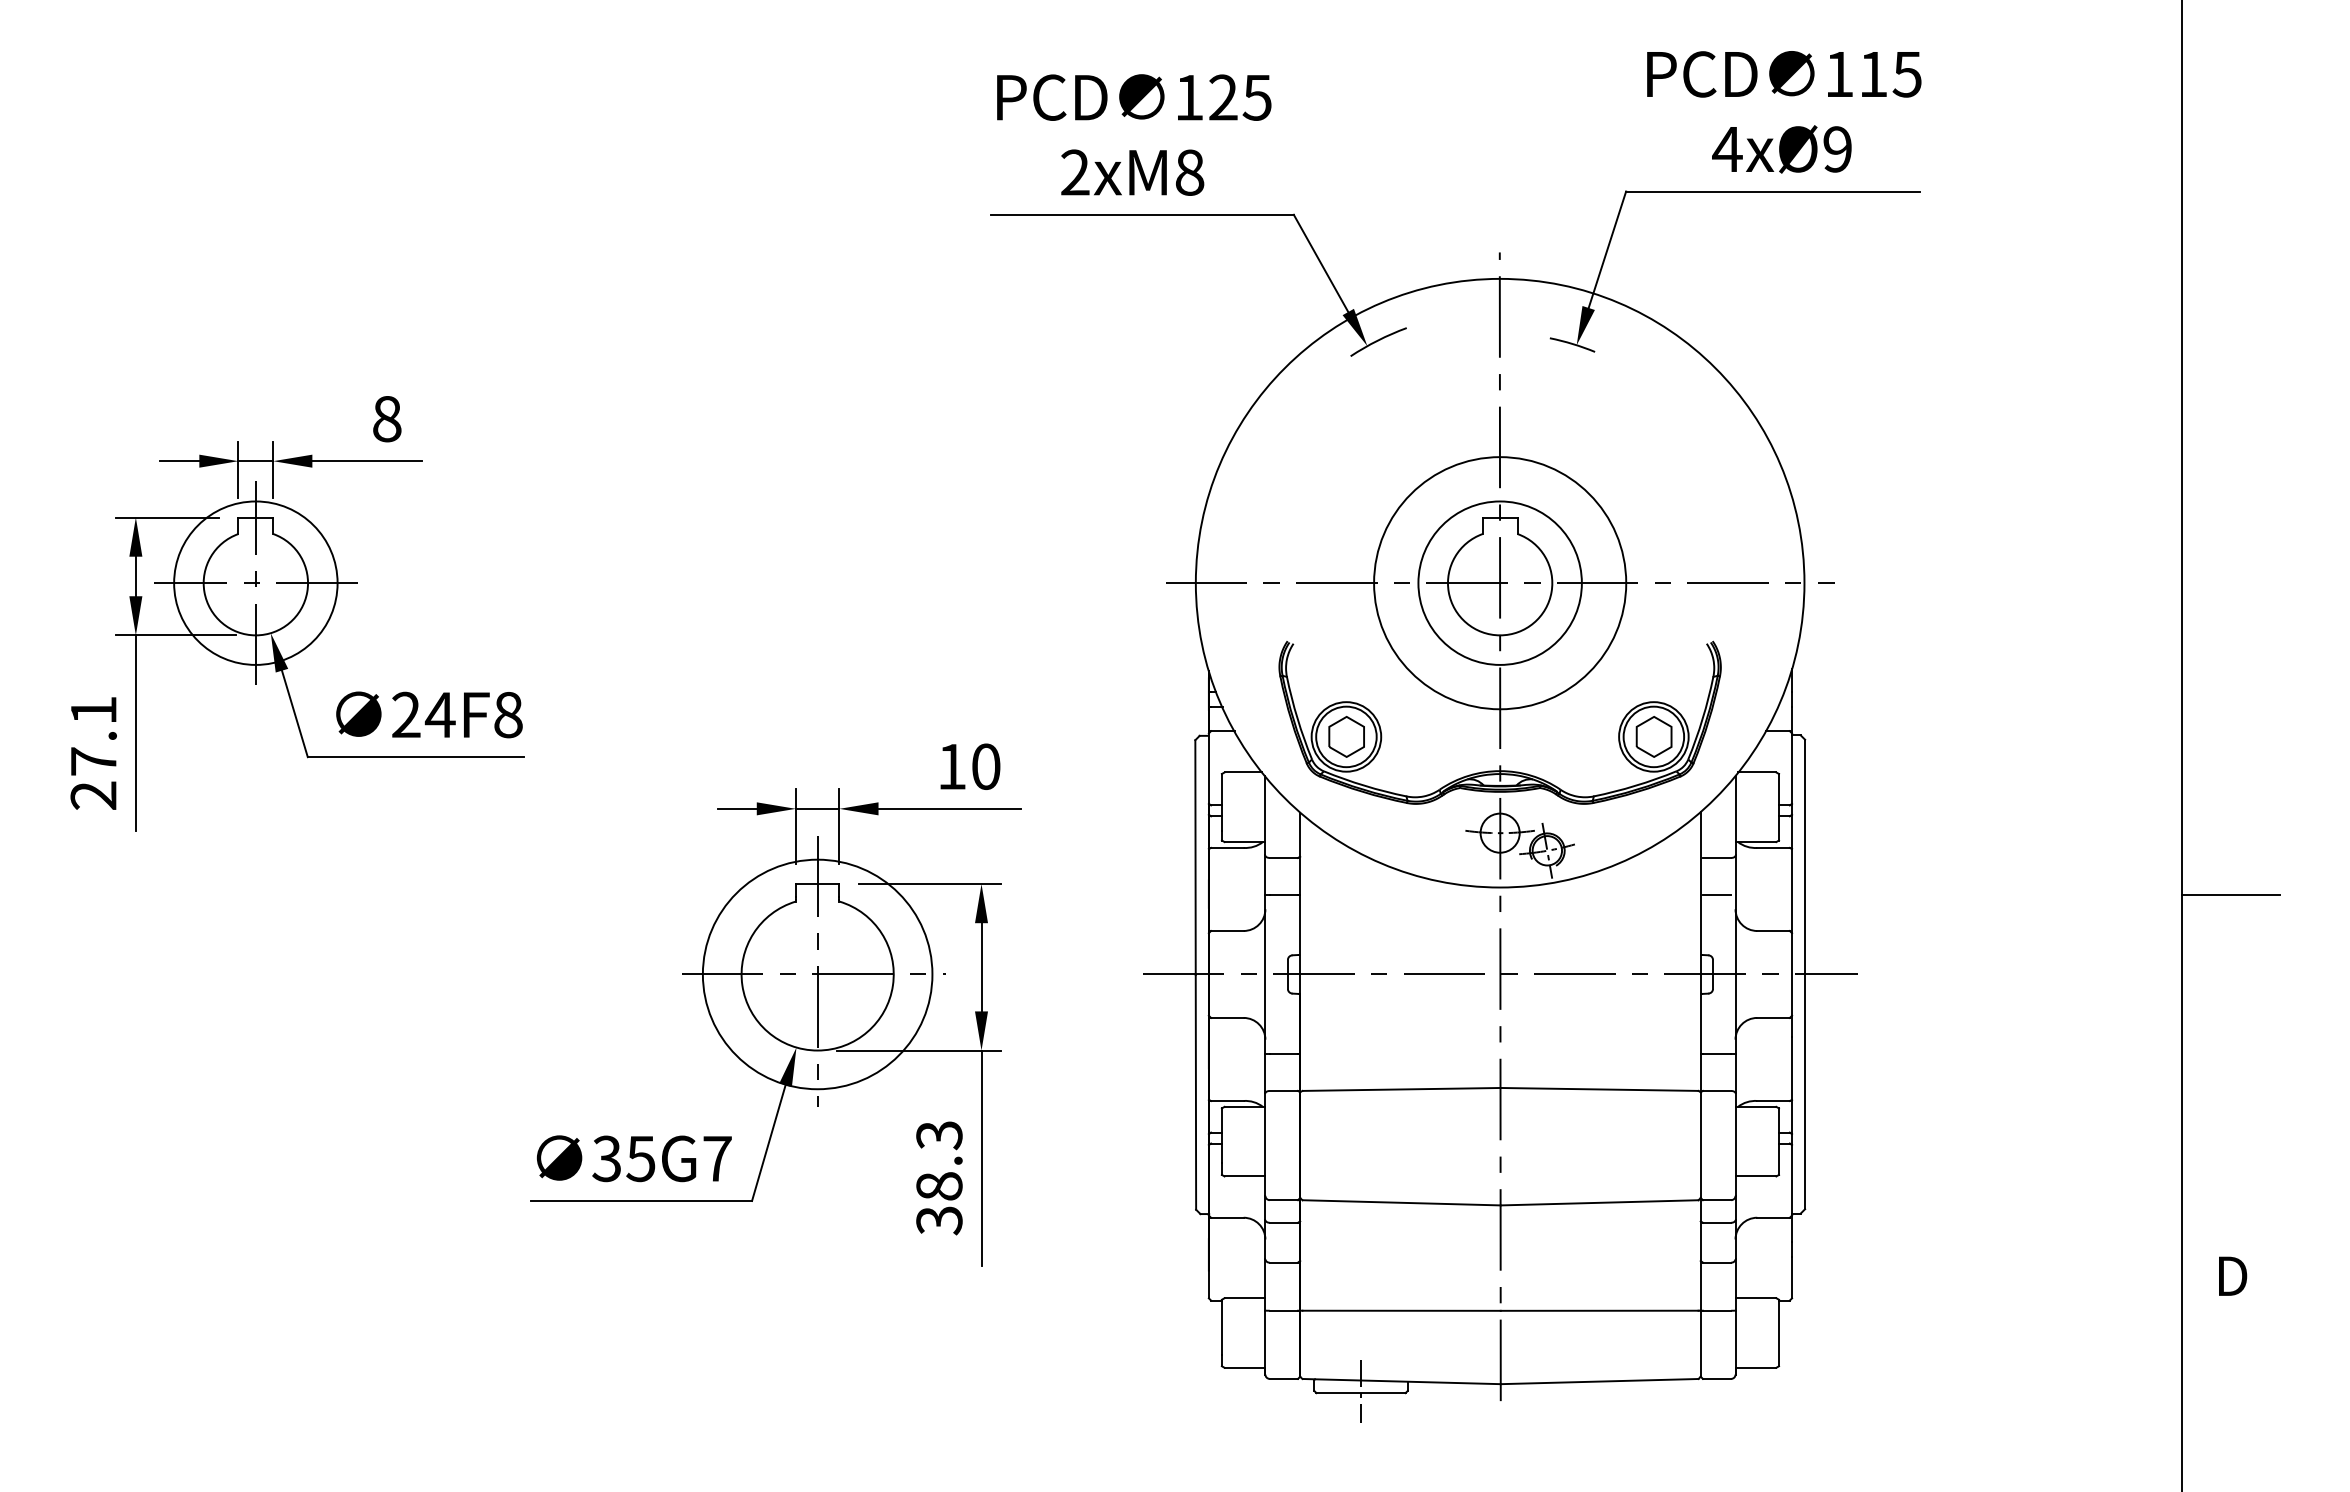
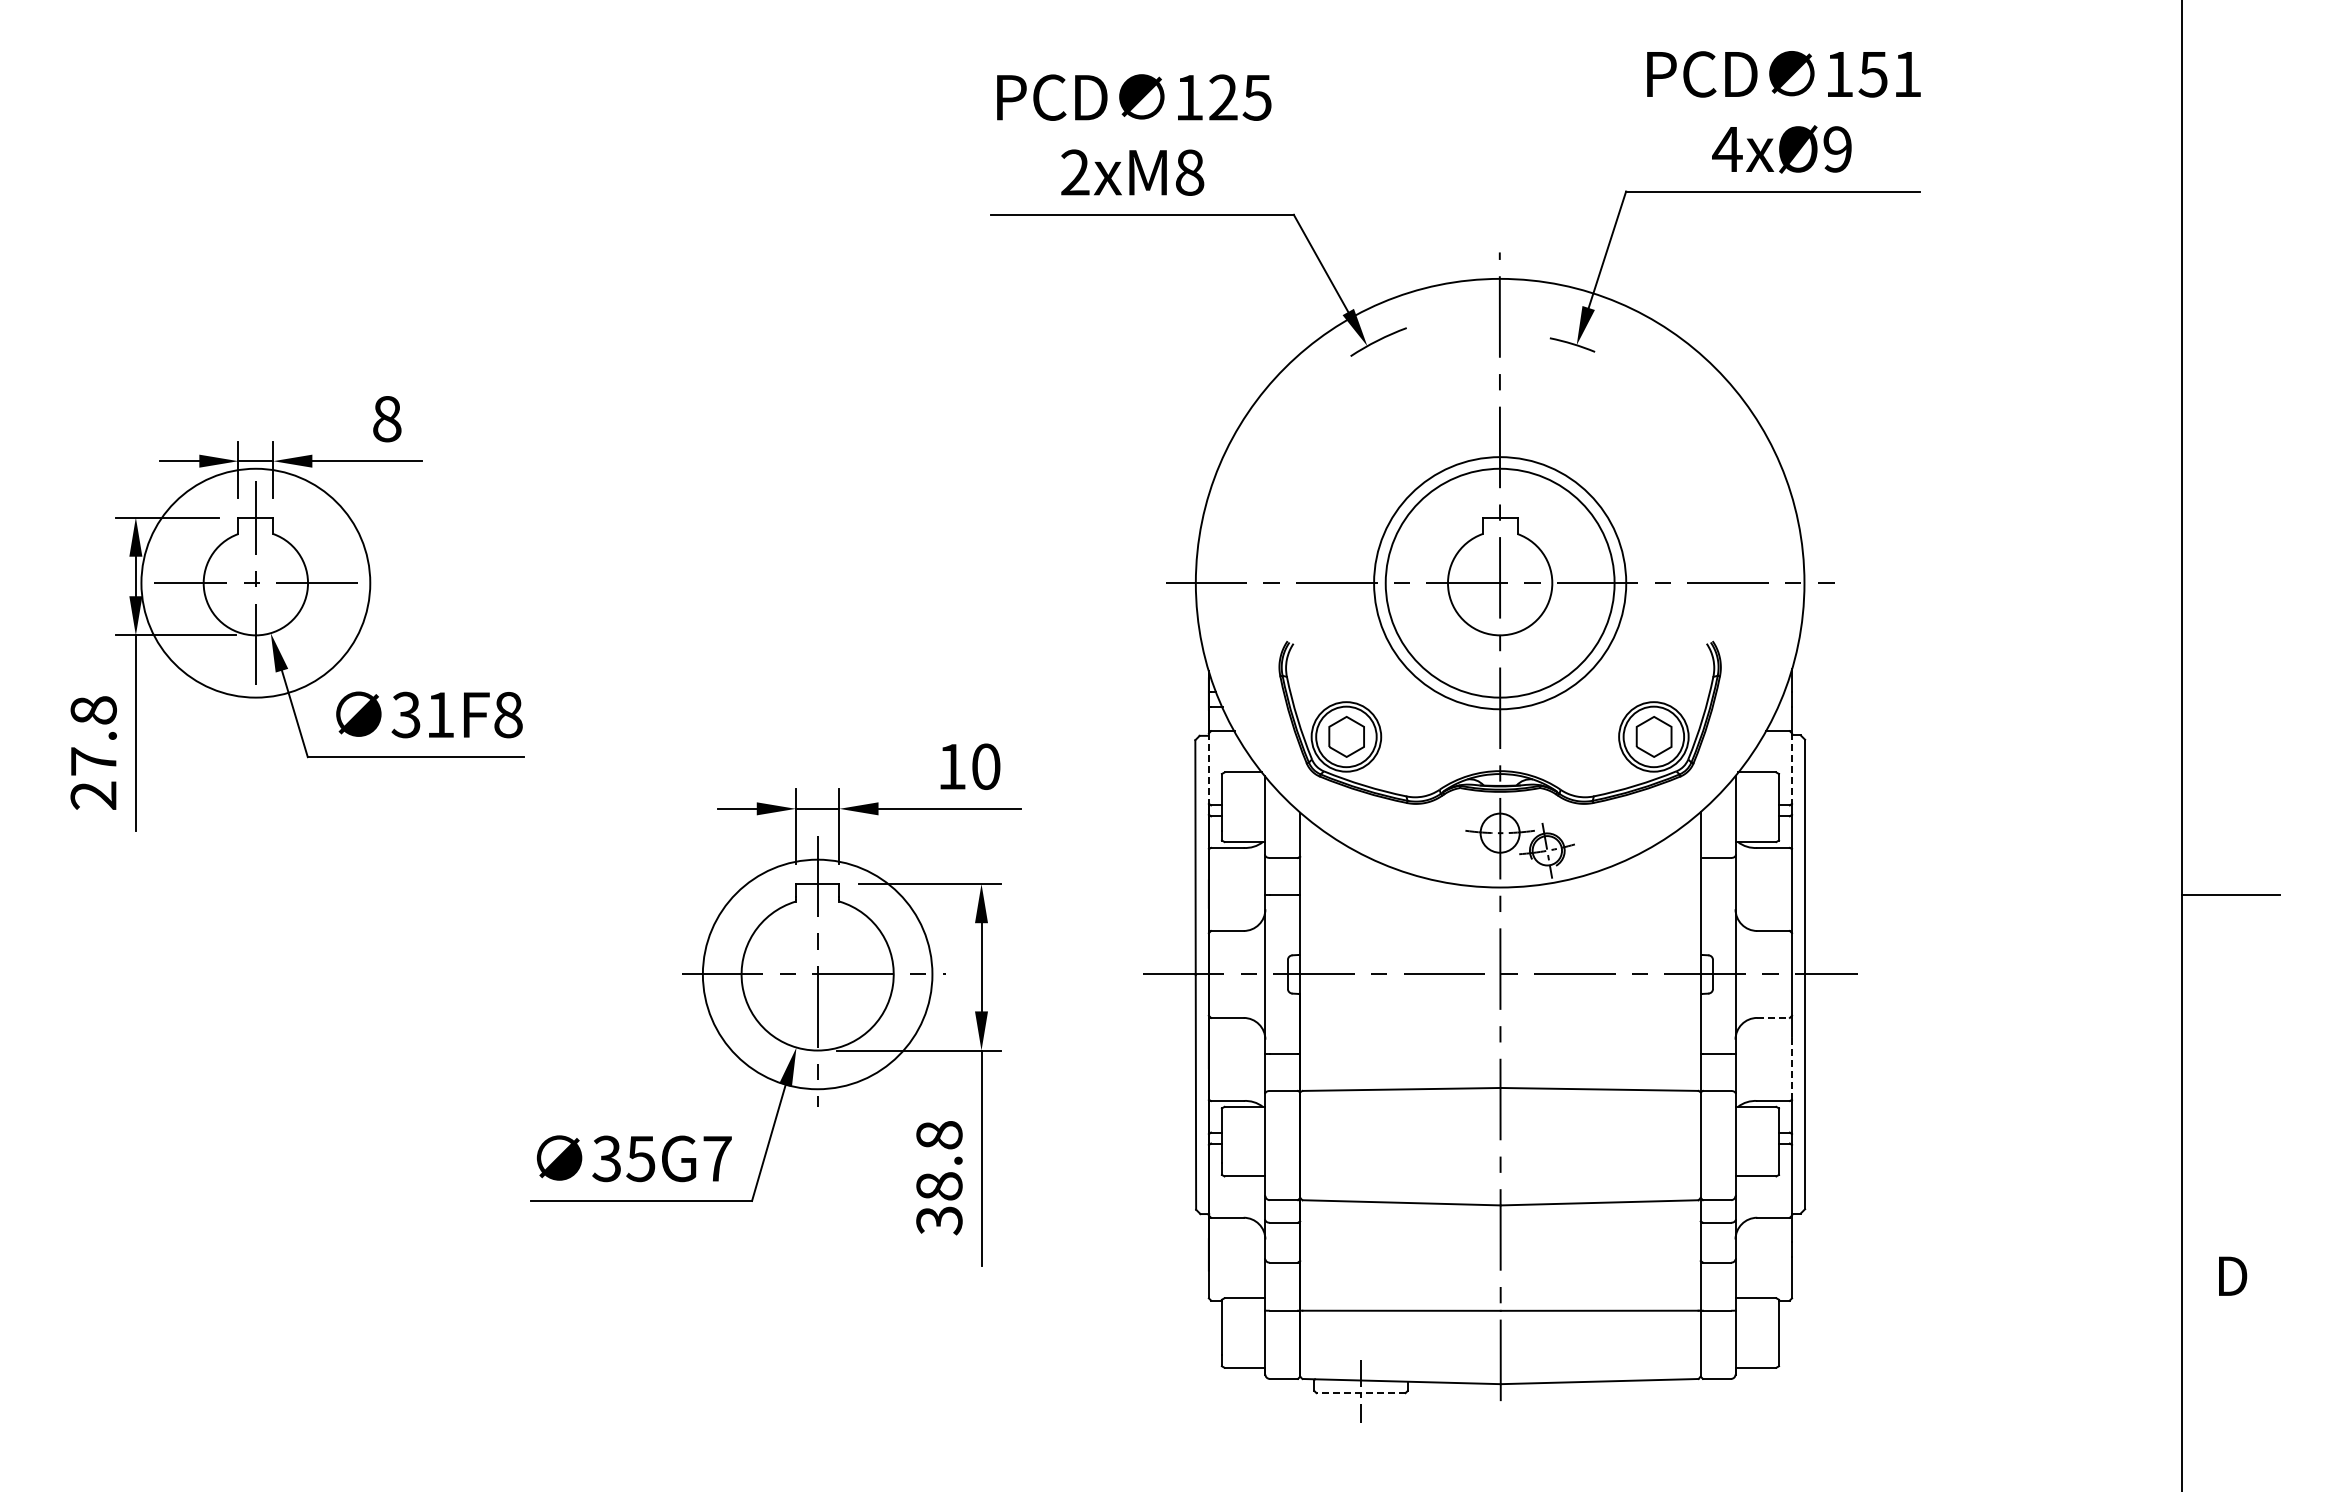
text: 115 -> 151 (1889, 74)
circle diameter: 163 px -> 229 px (255, 582)
circle diameter: 163 px -> 229 px (1499, 582)
text: 27.1 -> 27.8 (93, 710)
text: 24F8 -> 31F8 (423, 715)
line: solid -> dashed (1208, 769)
line: solid -> dashed (1792, 769)
line: present -> none (1716, 895)
line: solid -> dashed (1774, 1017)
line: solid -> dashed (1792, 1067)
text: 38.3 -> 38.8 (939, 1135)
line: solid -> dashed (1361, 1393)
